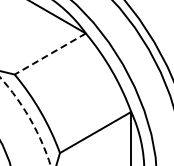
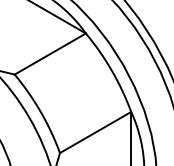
line: dashed -> solid (49, 54)
arc: dashed -> solid (29, 118)
